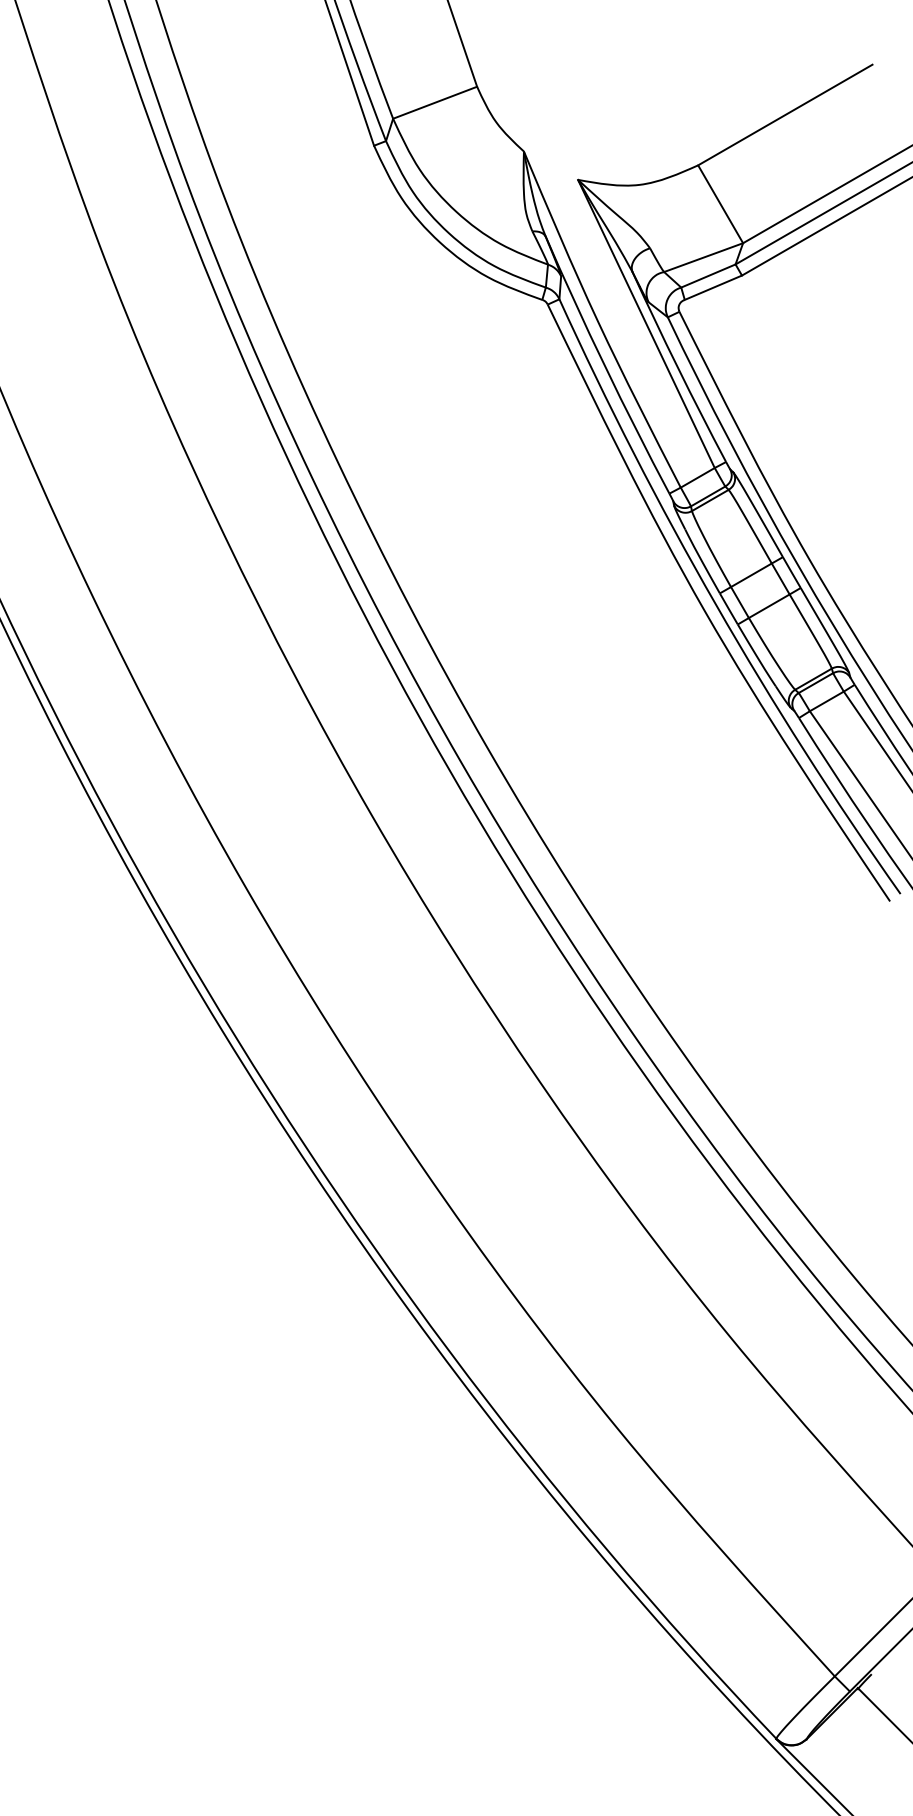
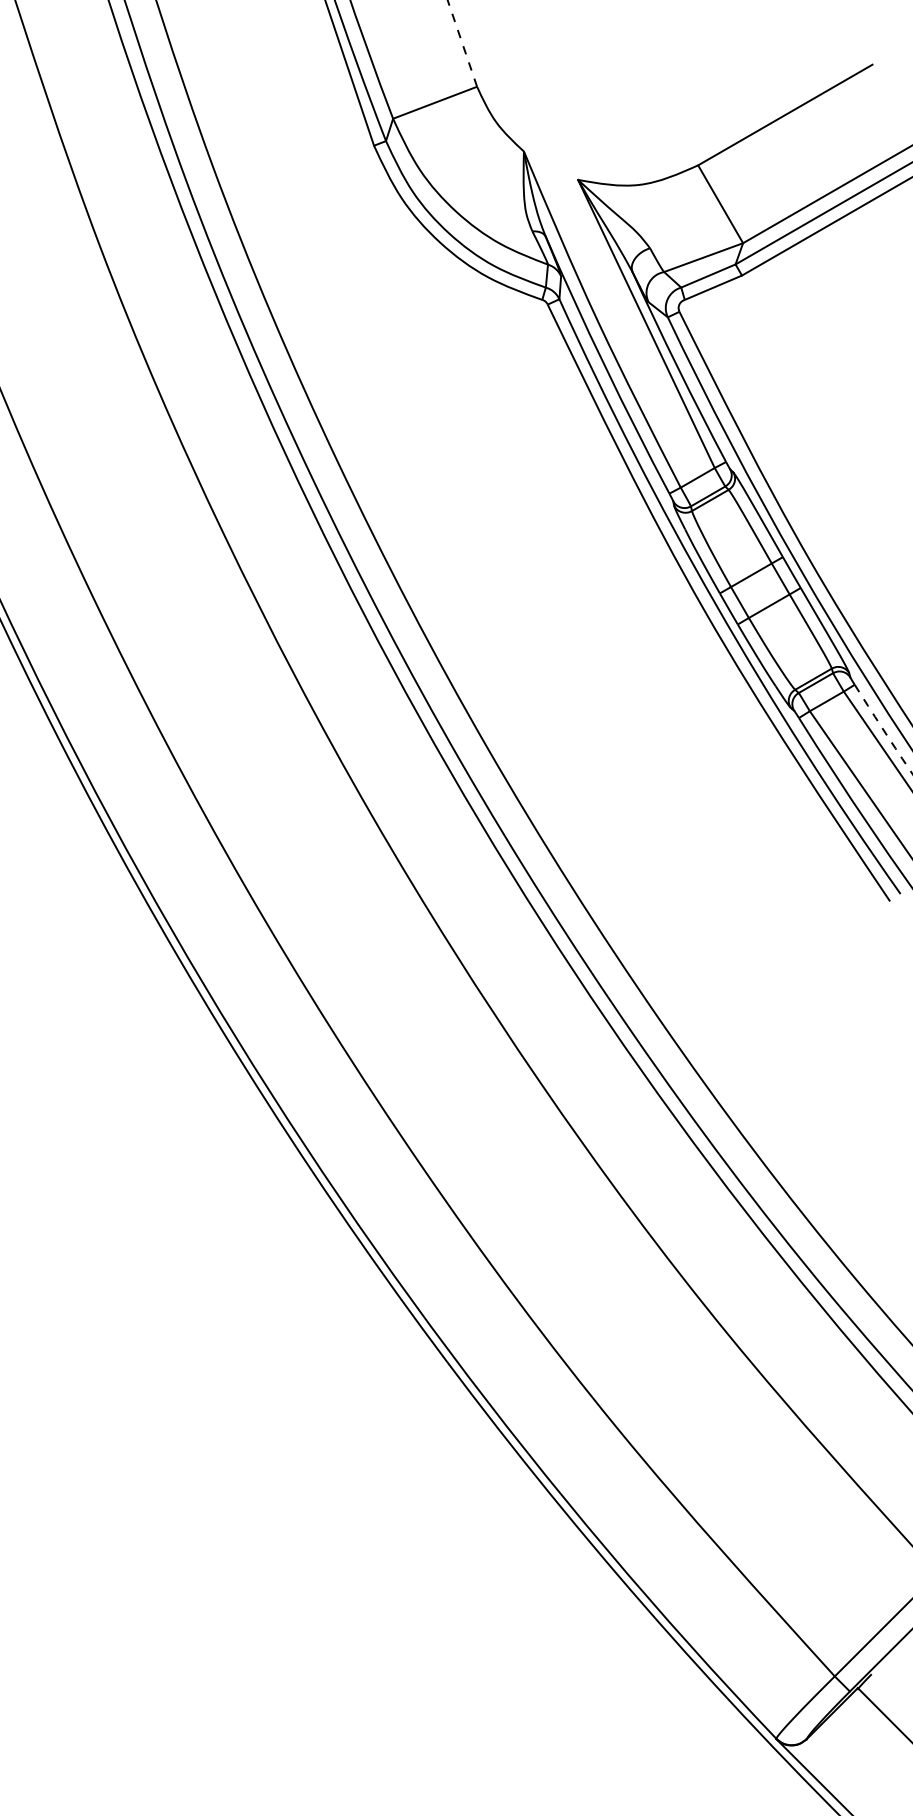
line: solid -> dashed (462, 43)
arc: solid -> dashed (883, 729)
